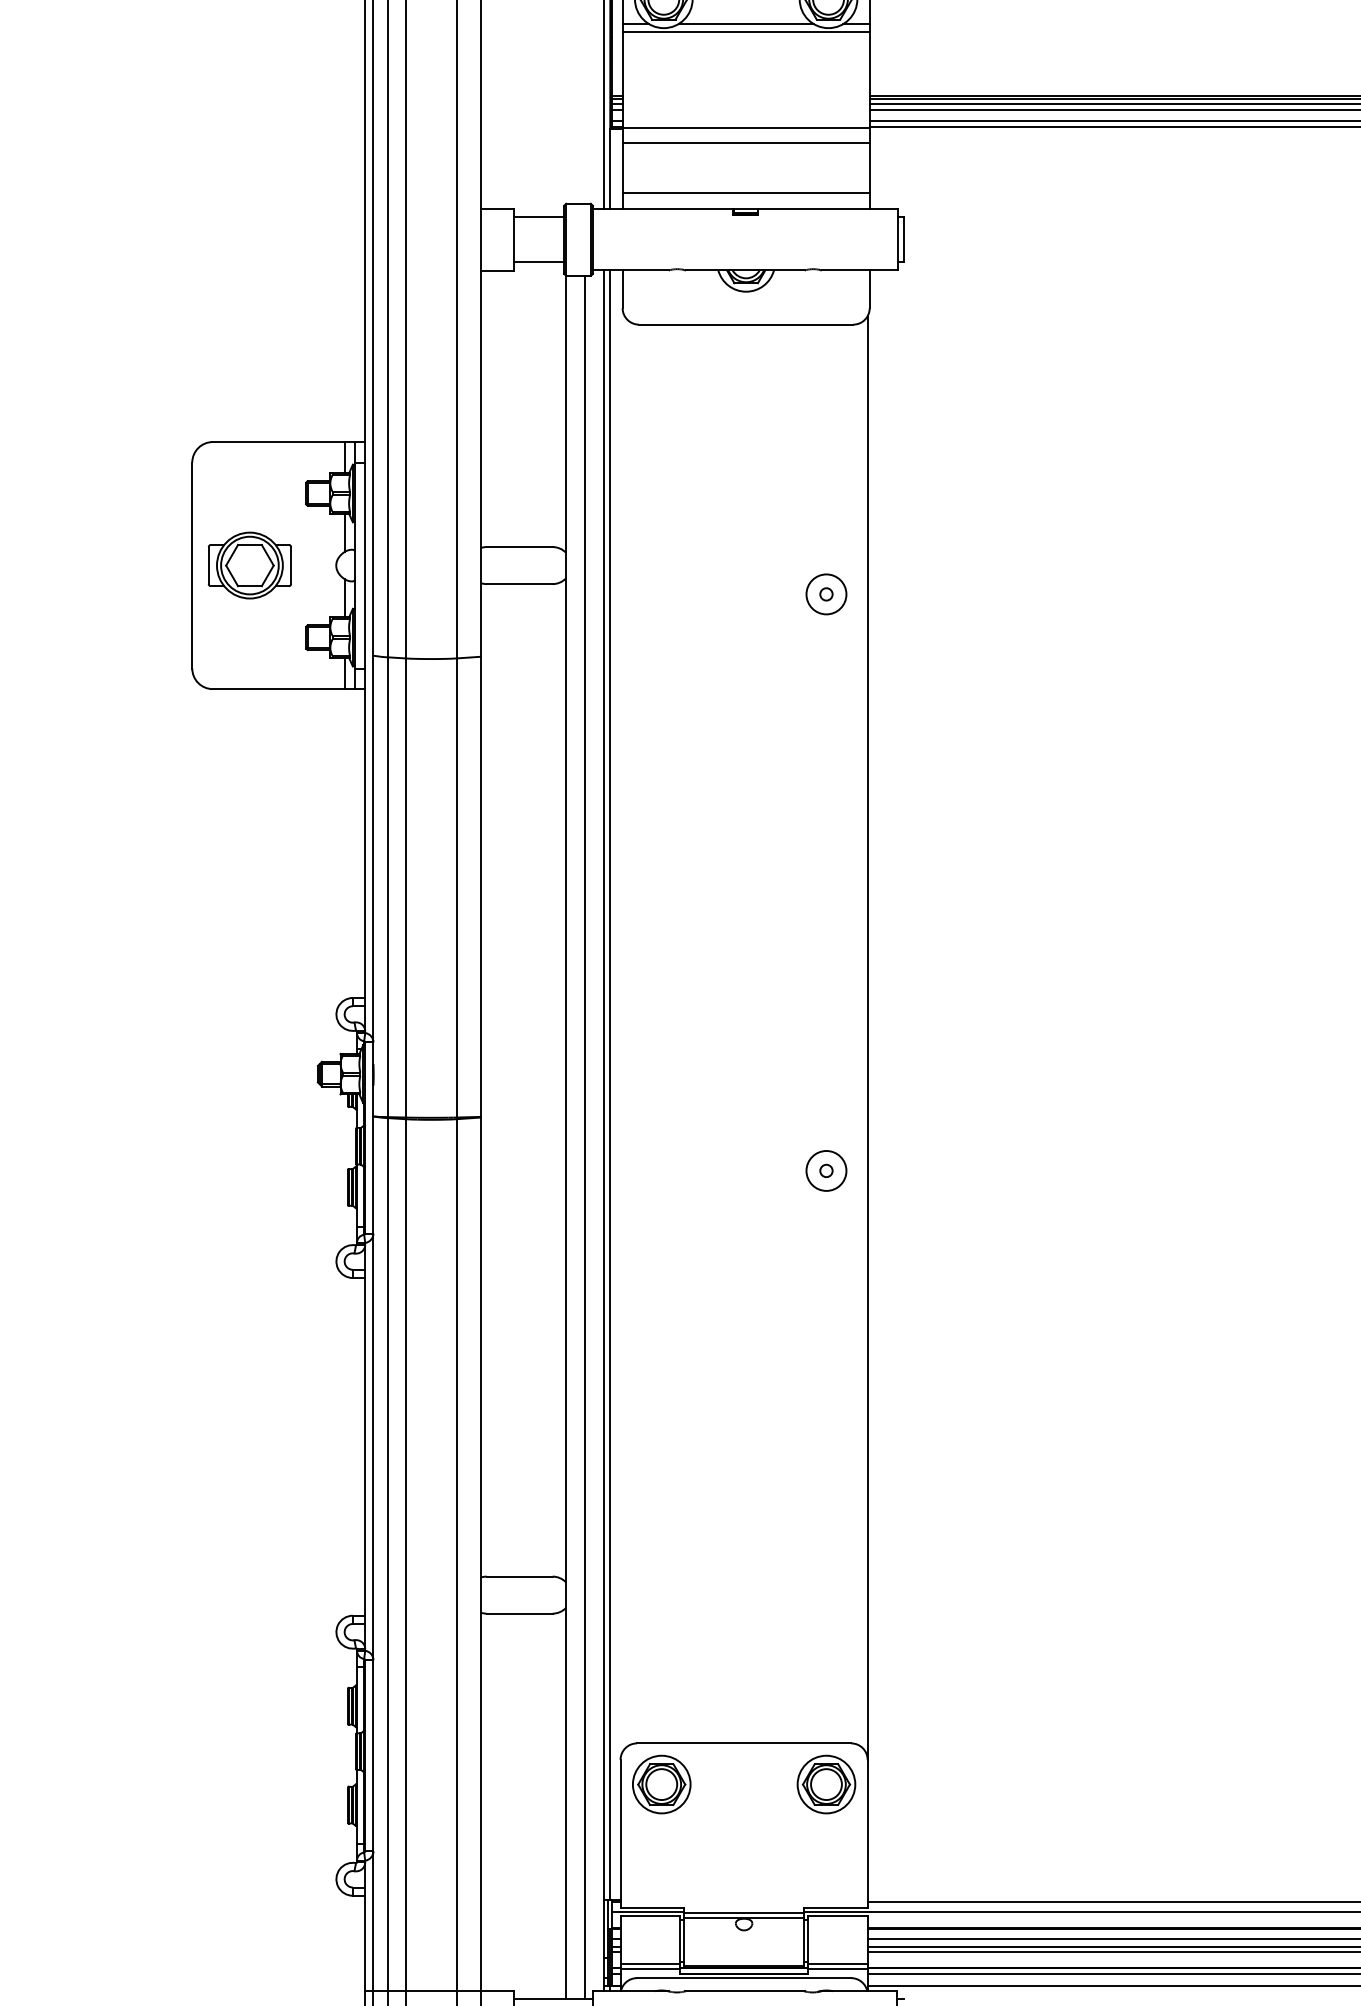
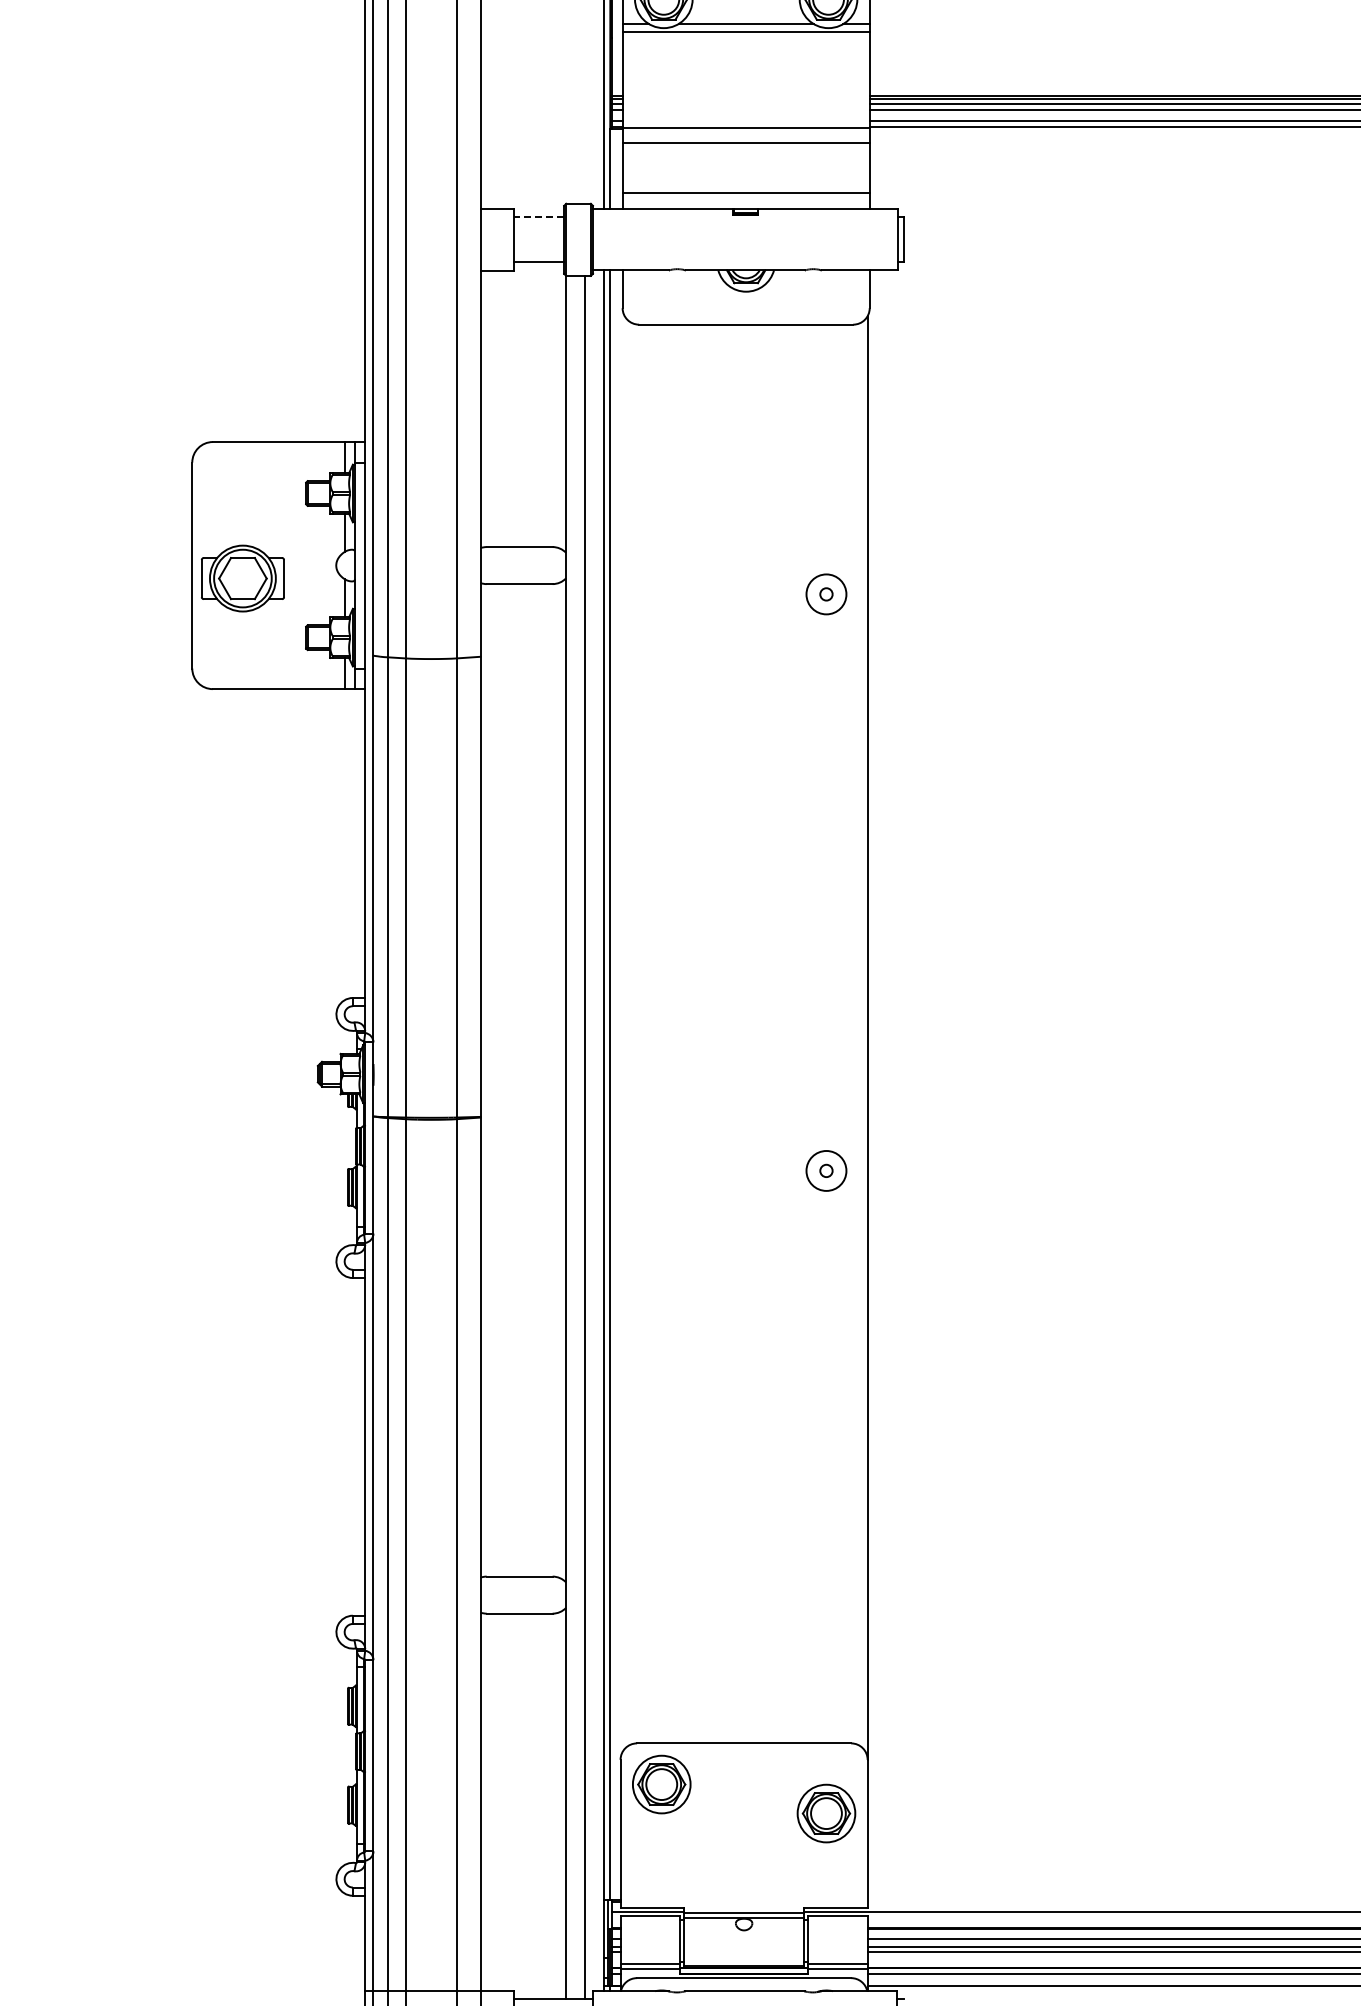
line: solid -> dashed (539, 217)
part position: (249, 565) -> (242, 578) (242, 578)
part position: (826, 1784) -> (826, 1813) (826, 1813)
line: present -> none (1112, 1902)
